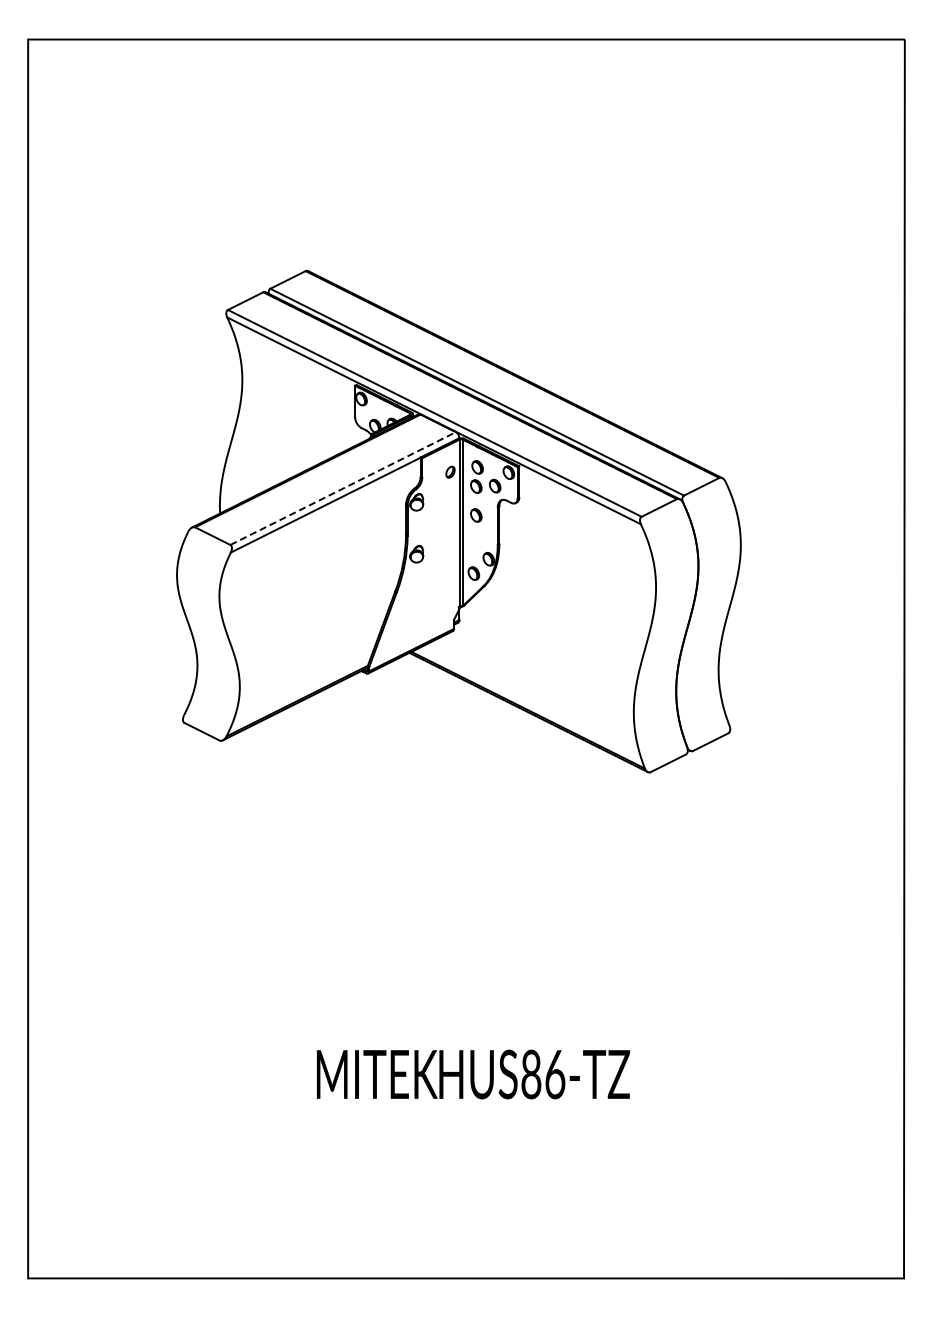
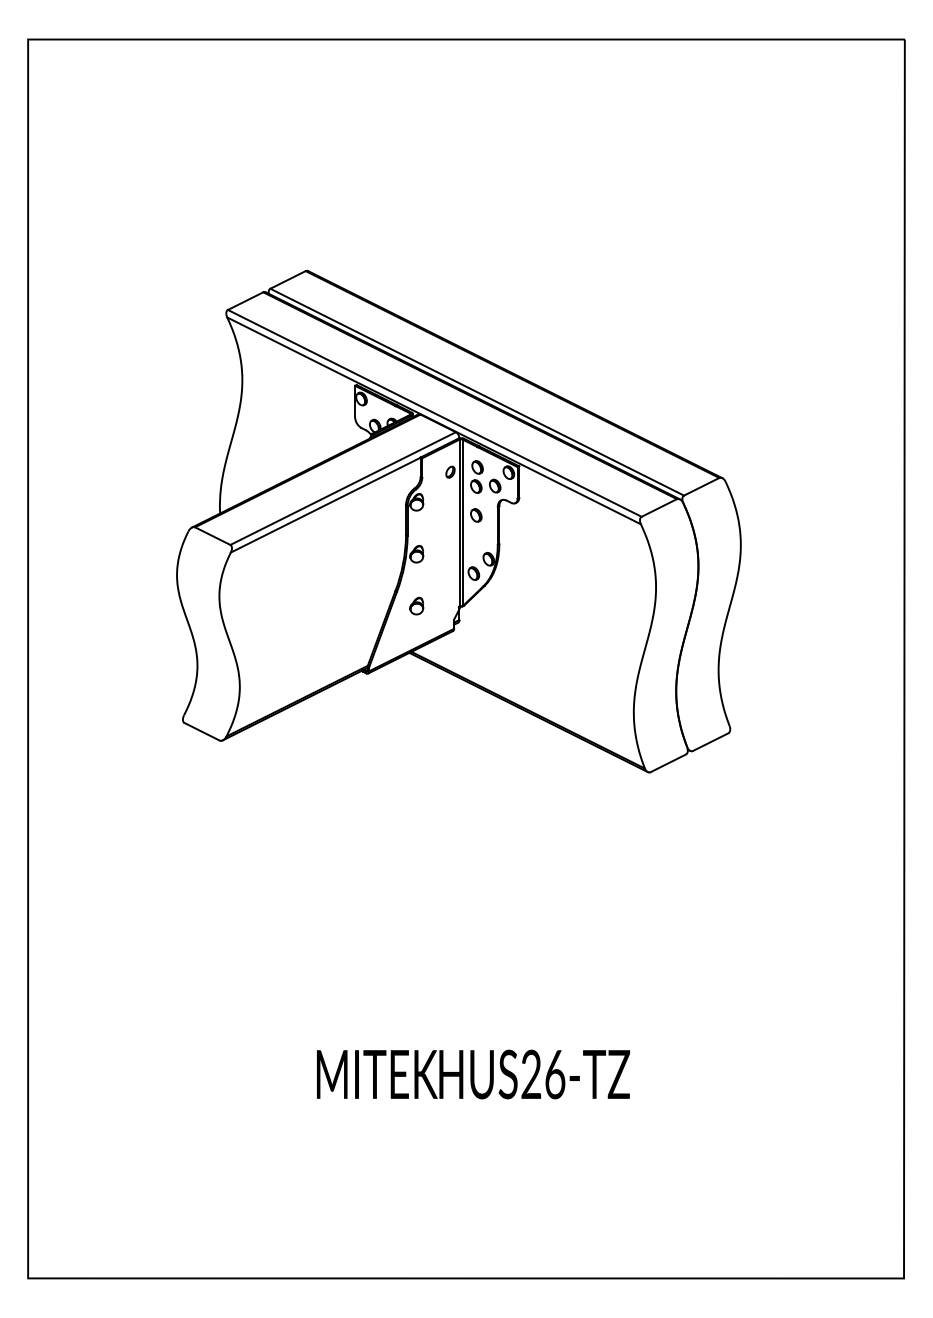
line: dashed -> solid (343, 488)
part: none -> present (416, 605)
text: HUS86-TZ -> HUS26-TZ (531, 1074)
